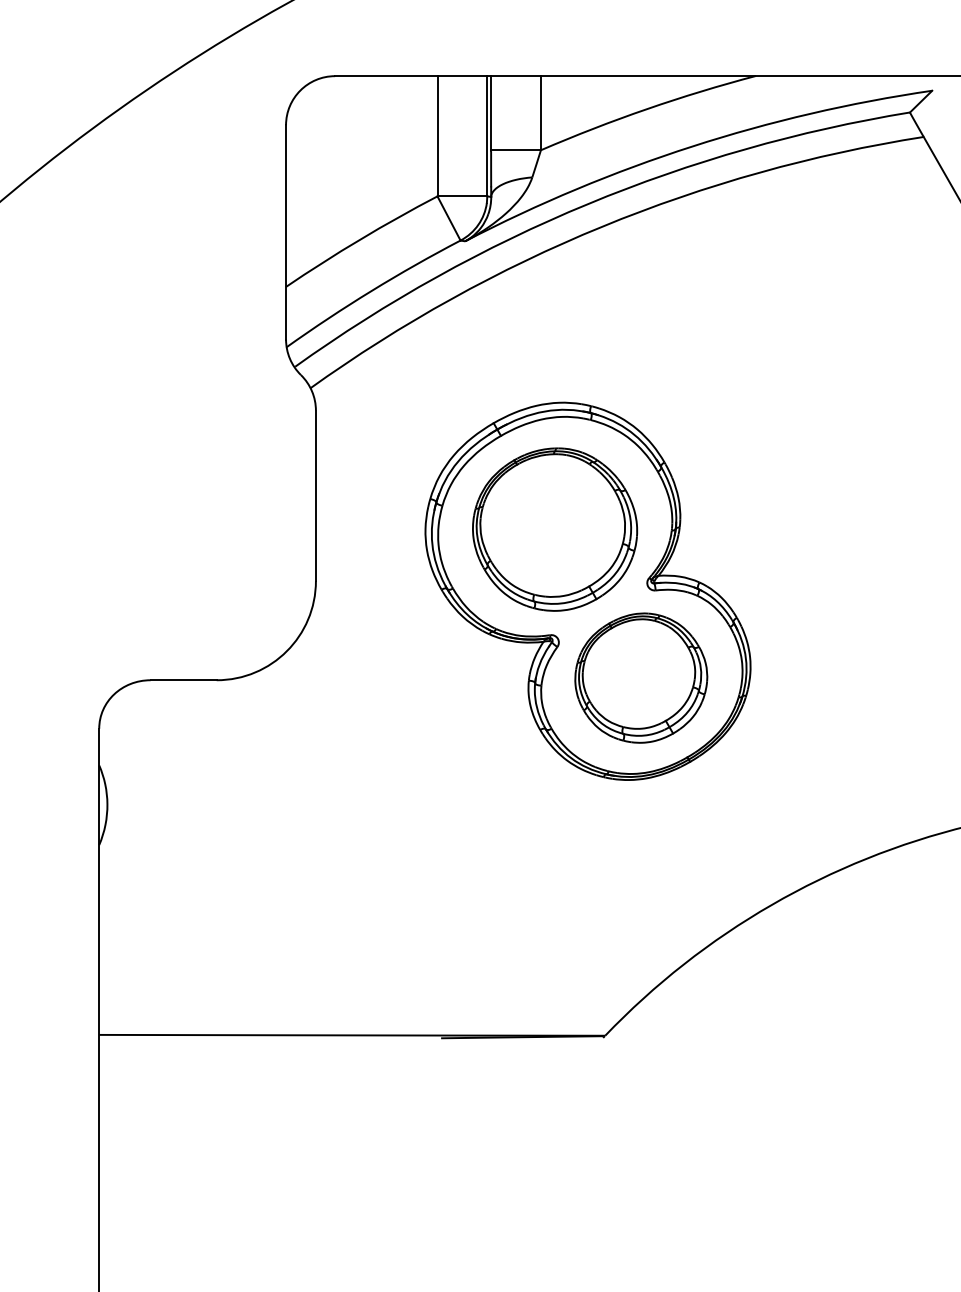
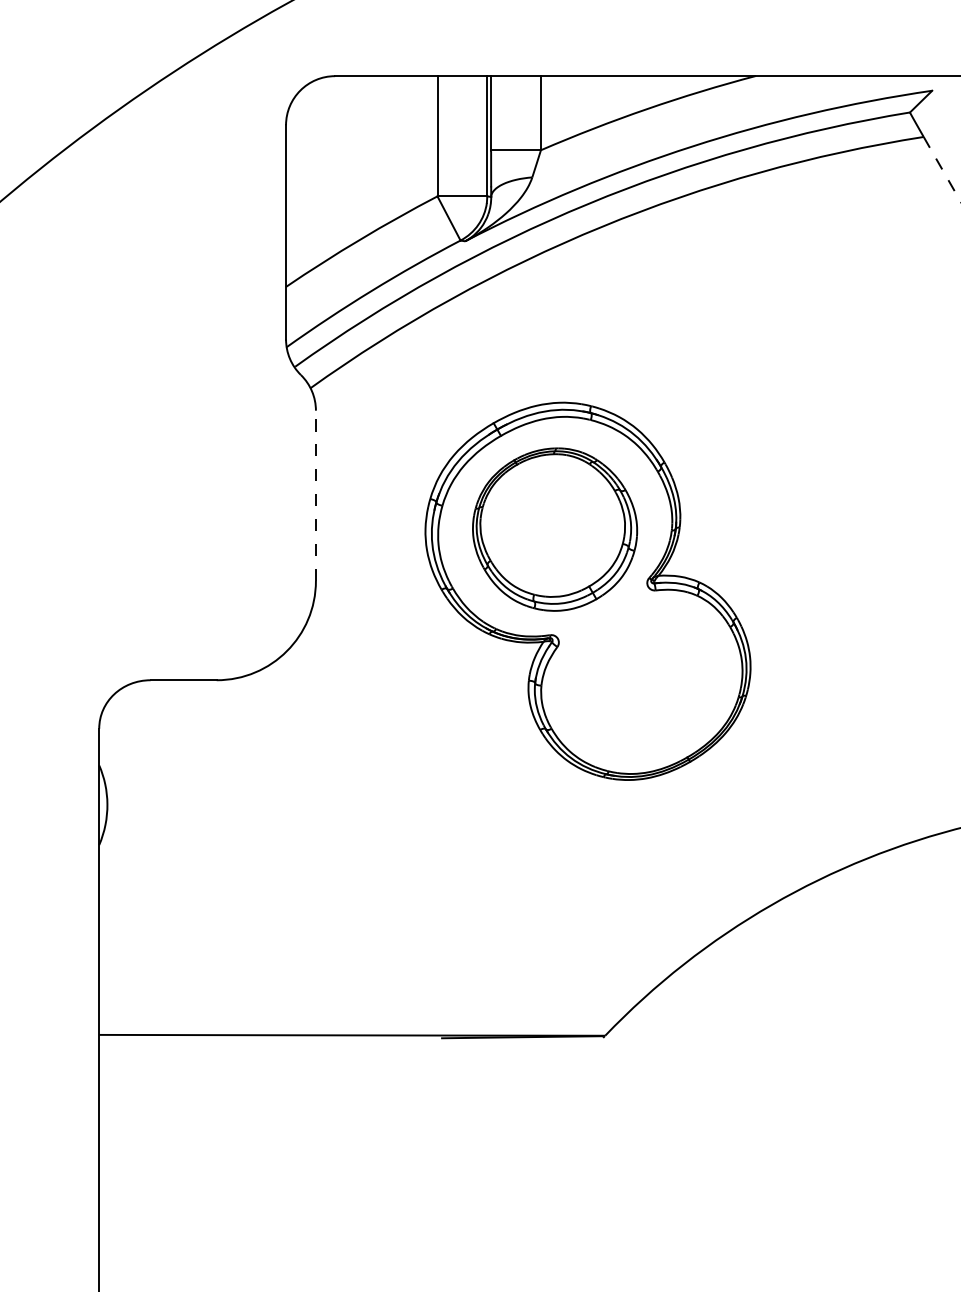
line: solid -> dashed (942, 169)
line: solid -> dashed (315, 495)
part: present -> none (641, 677)
